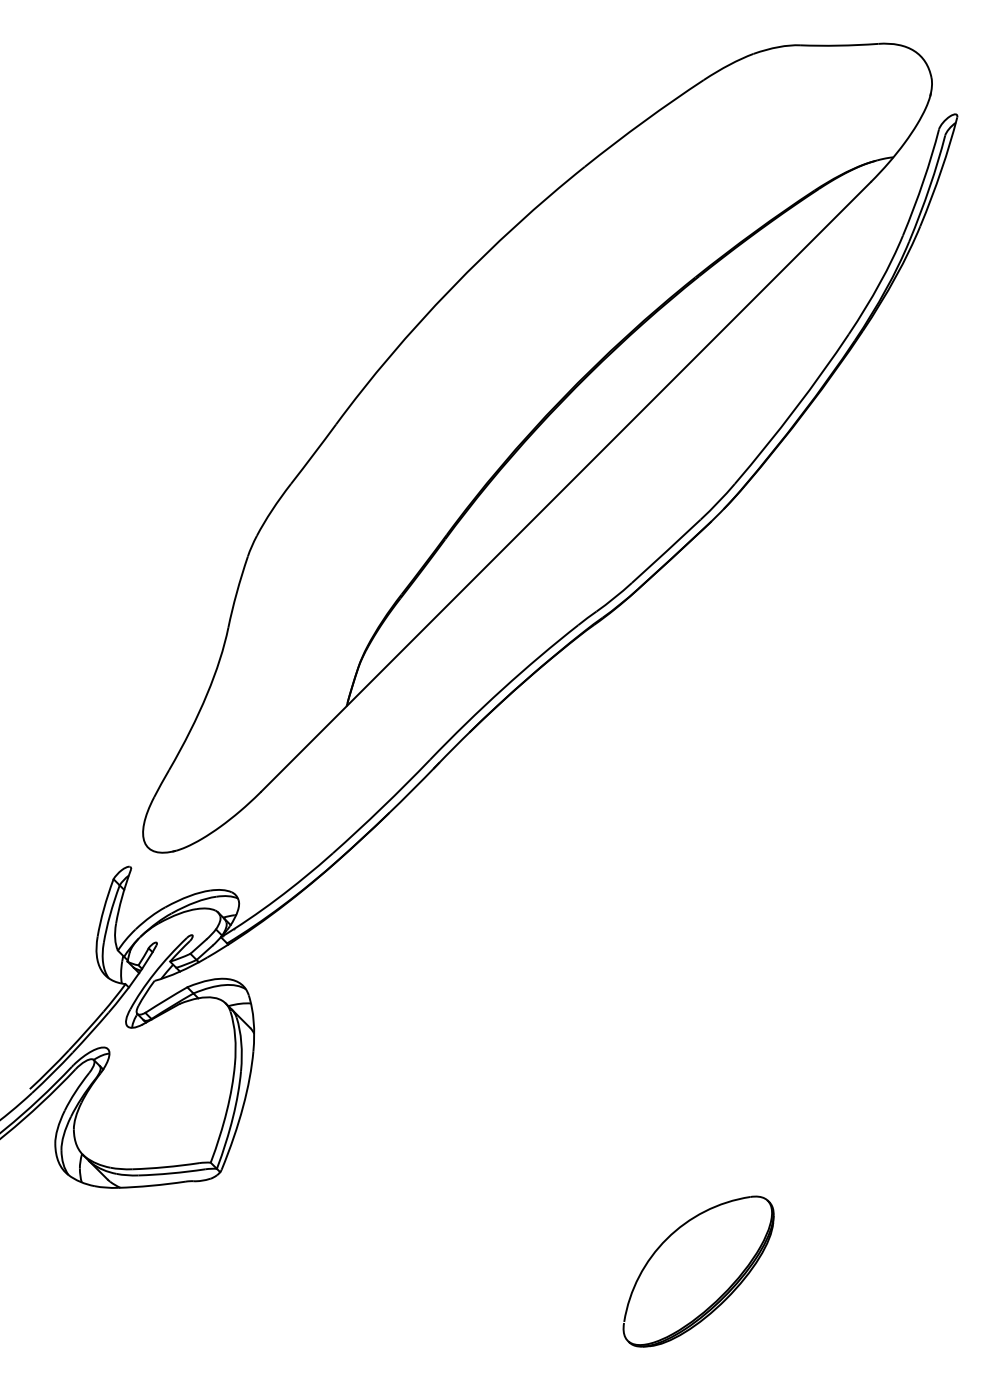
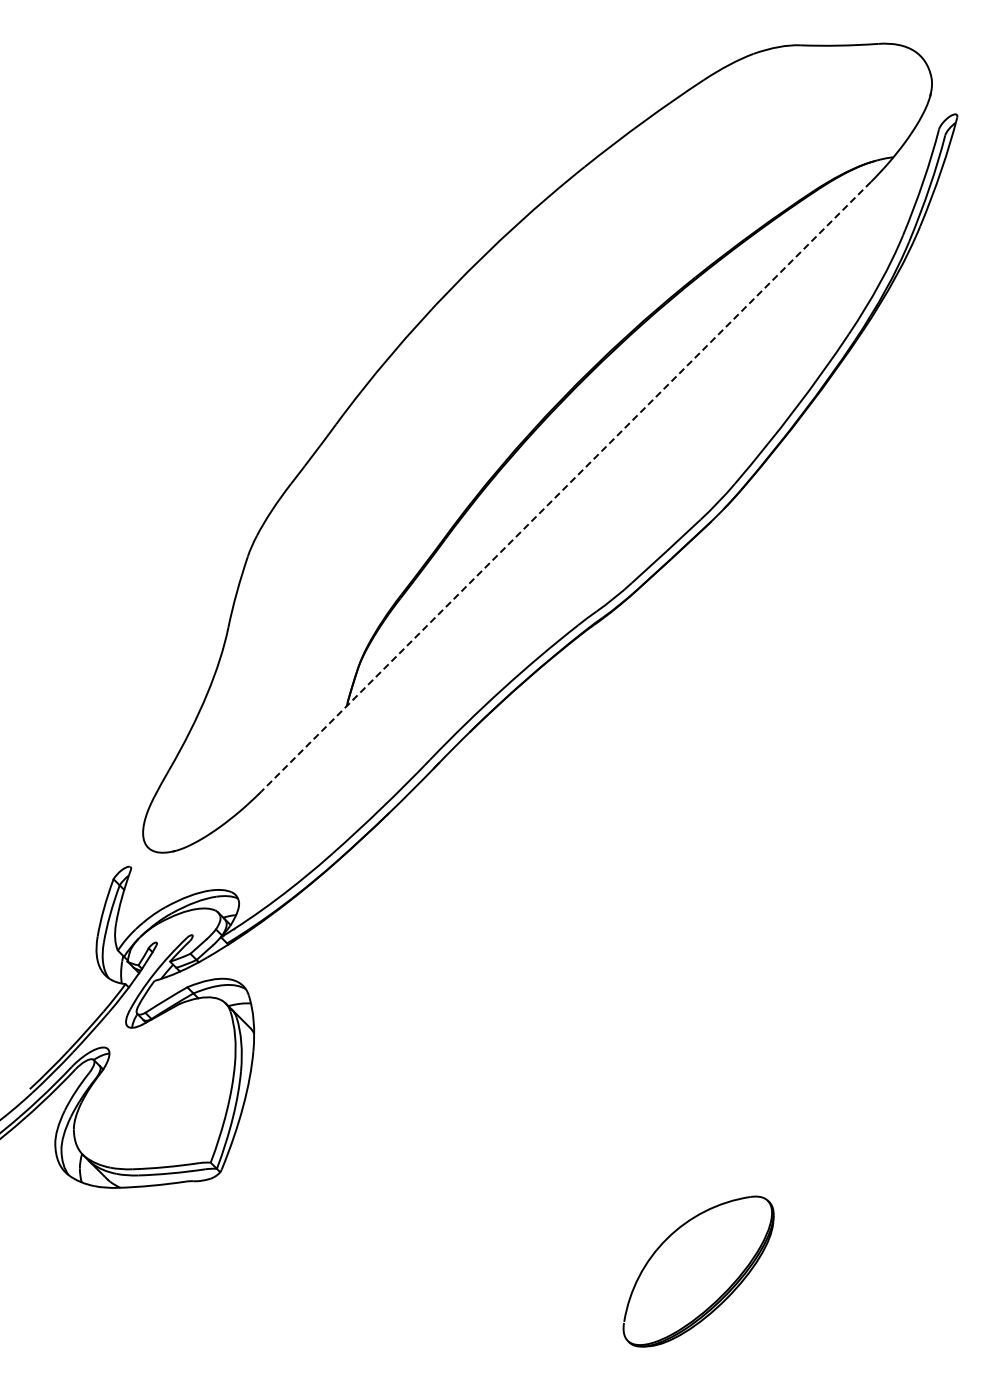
line: solid -> dashed (565, 487)
